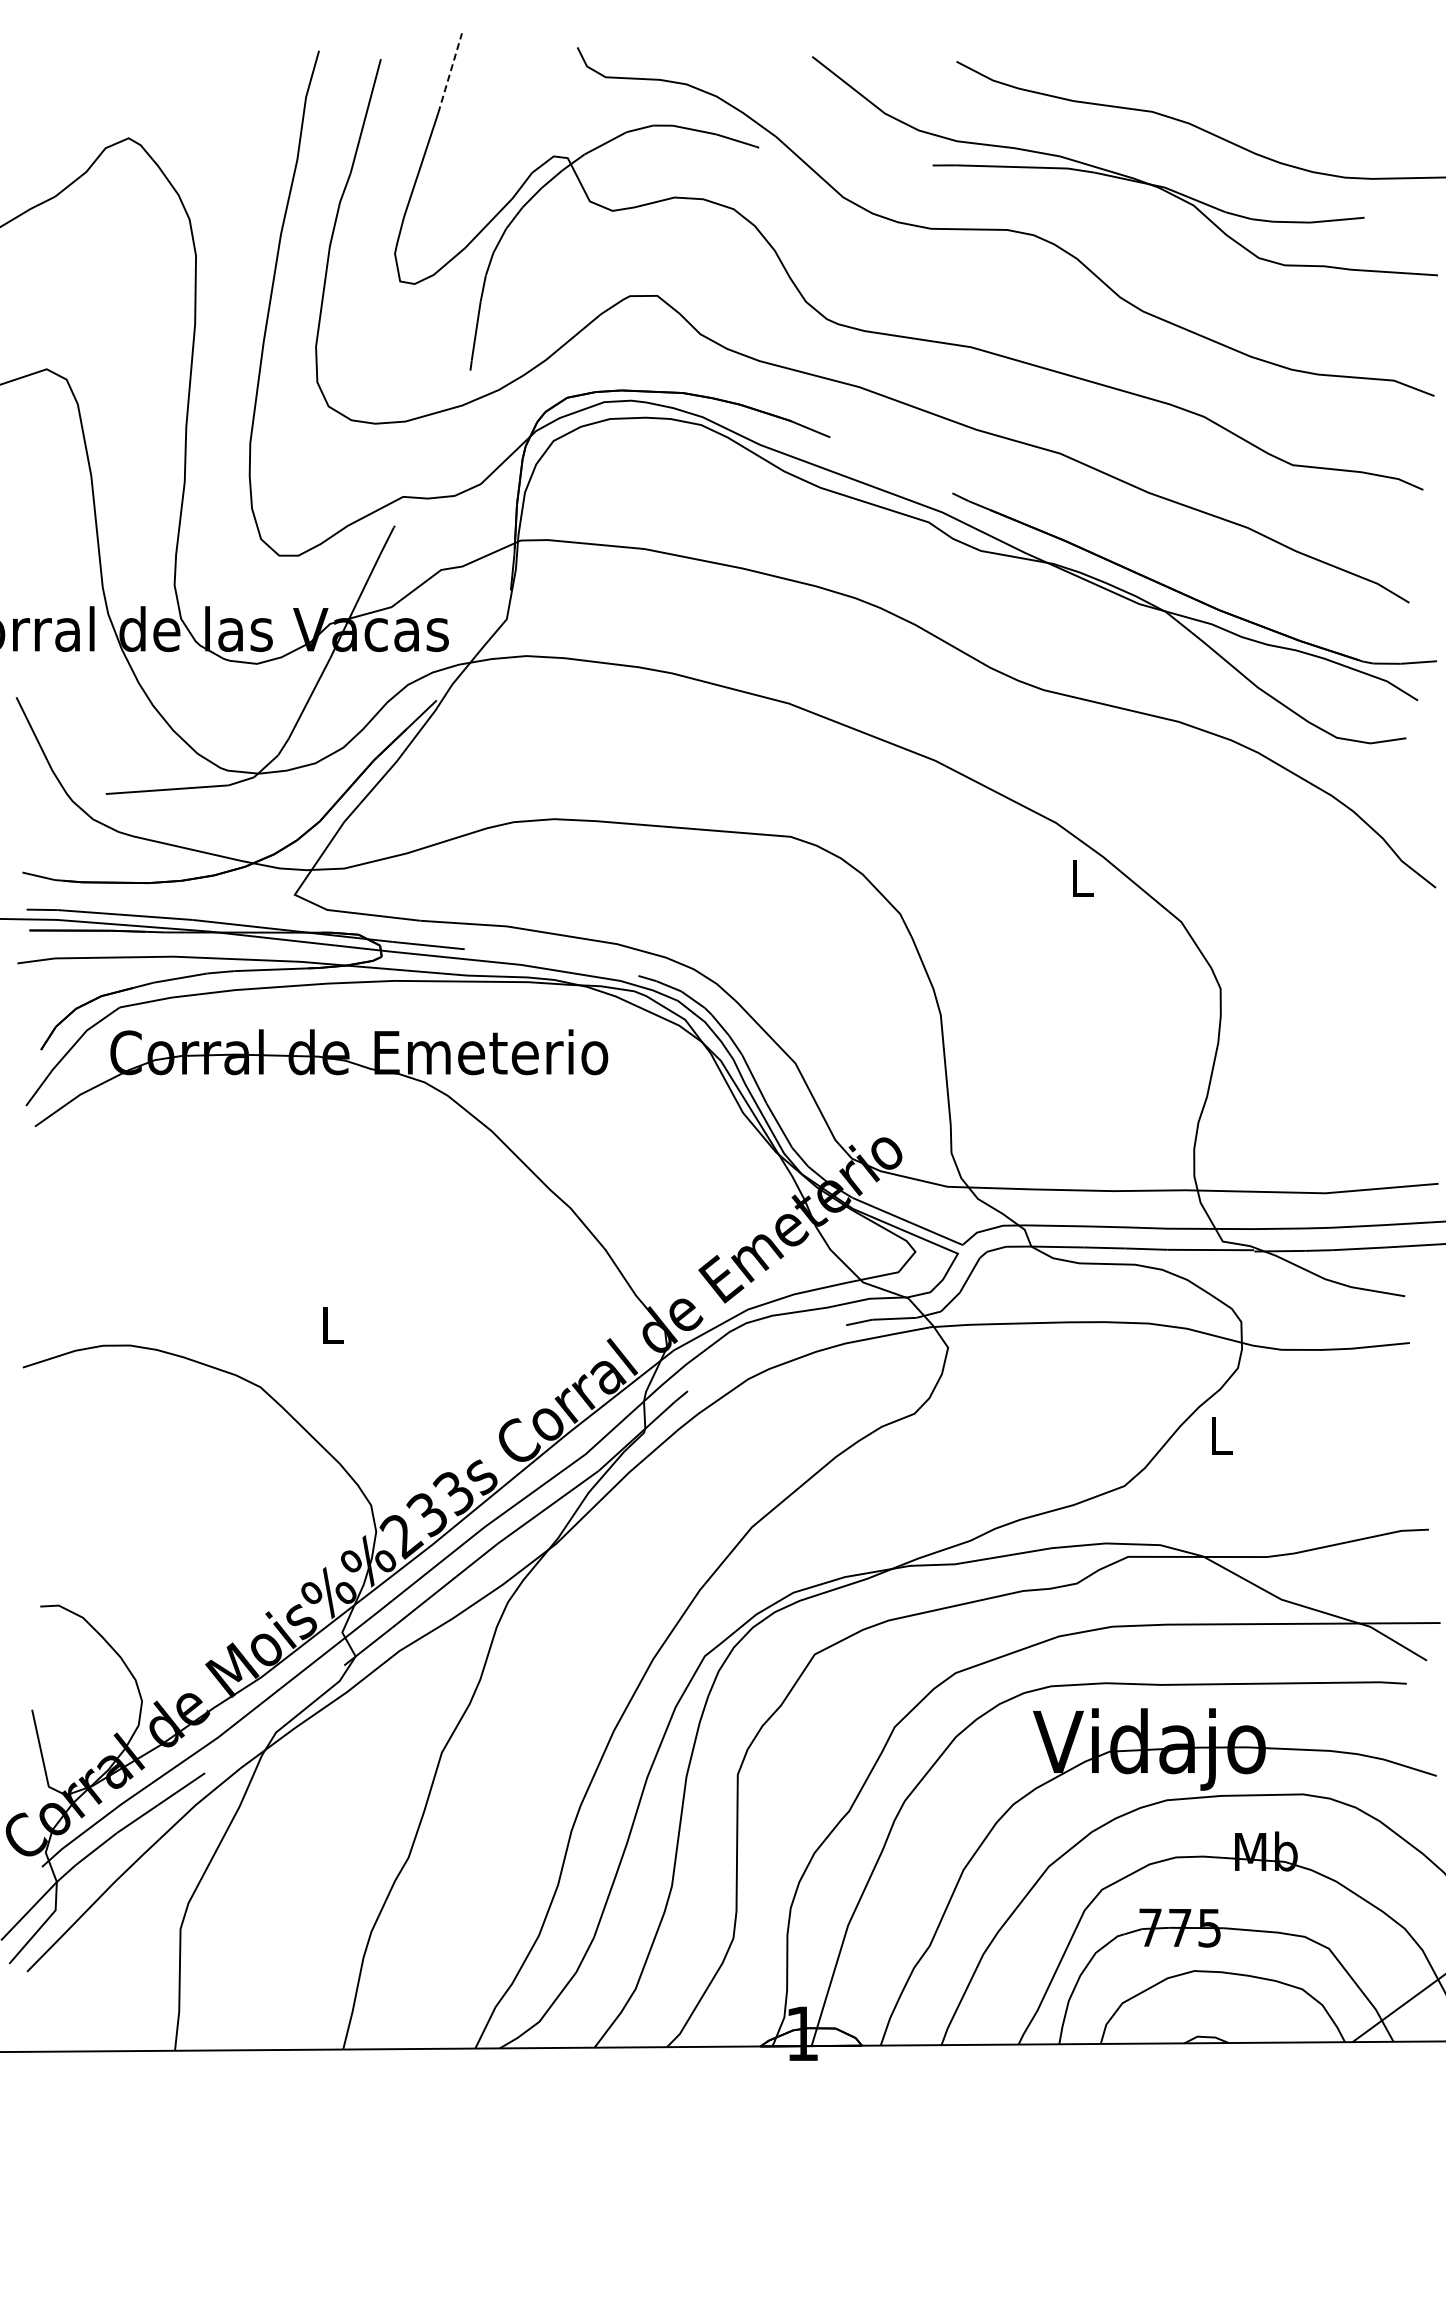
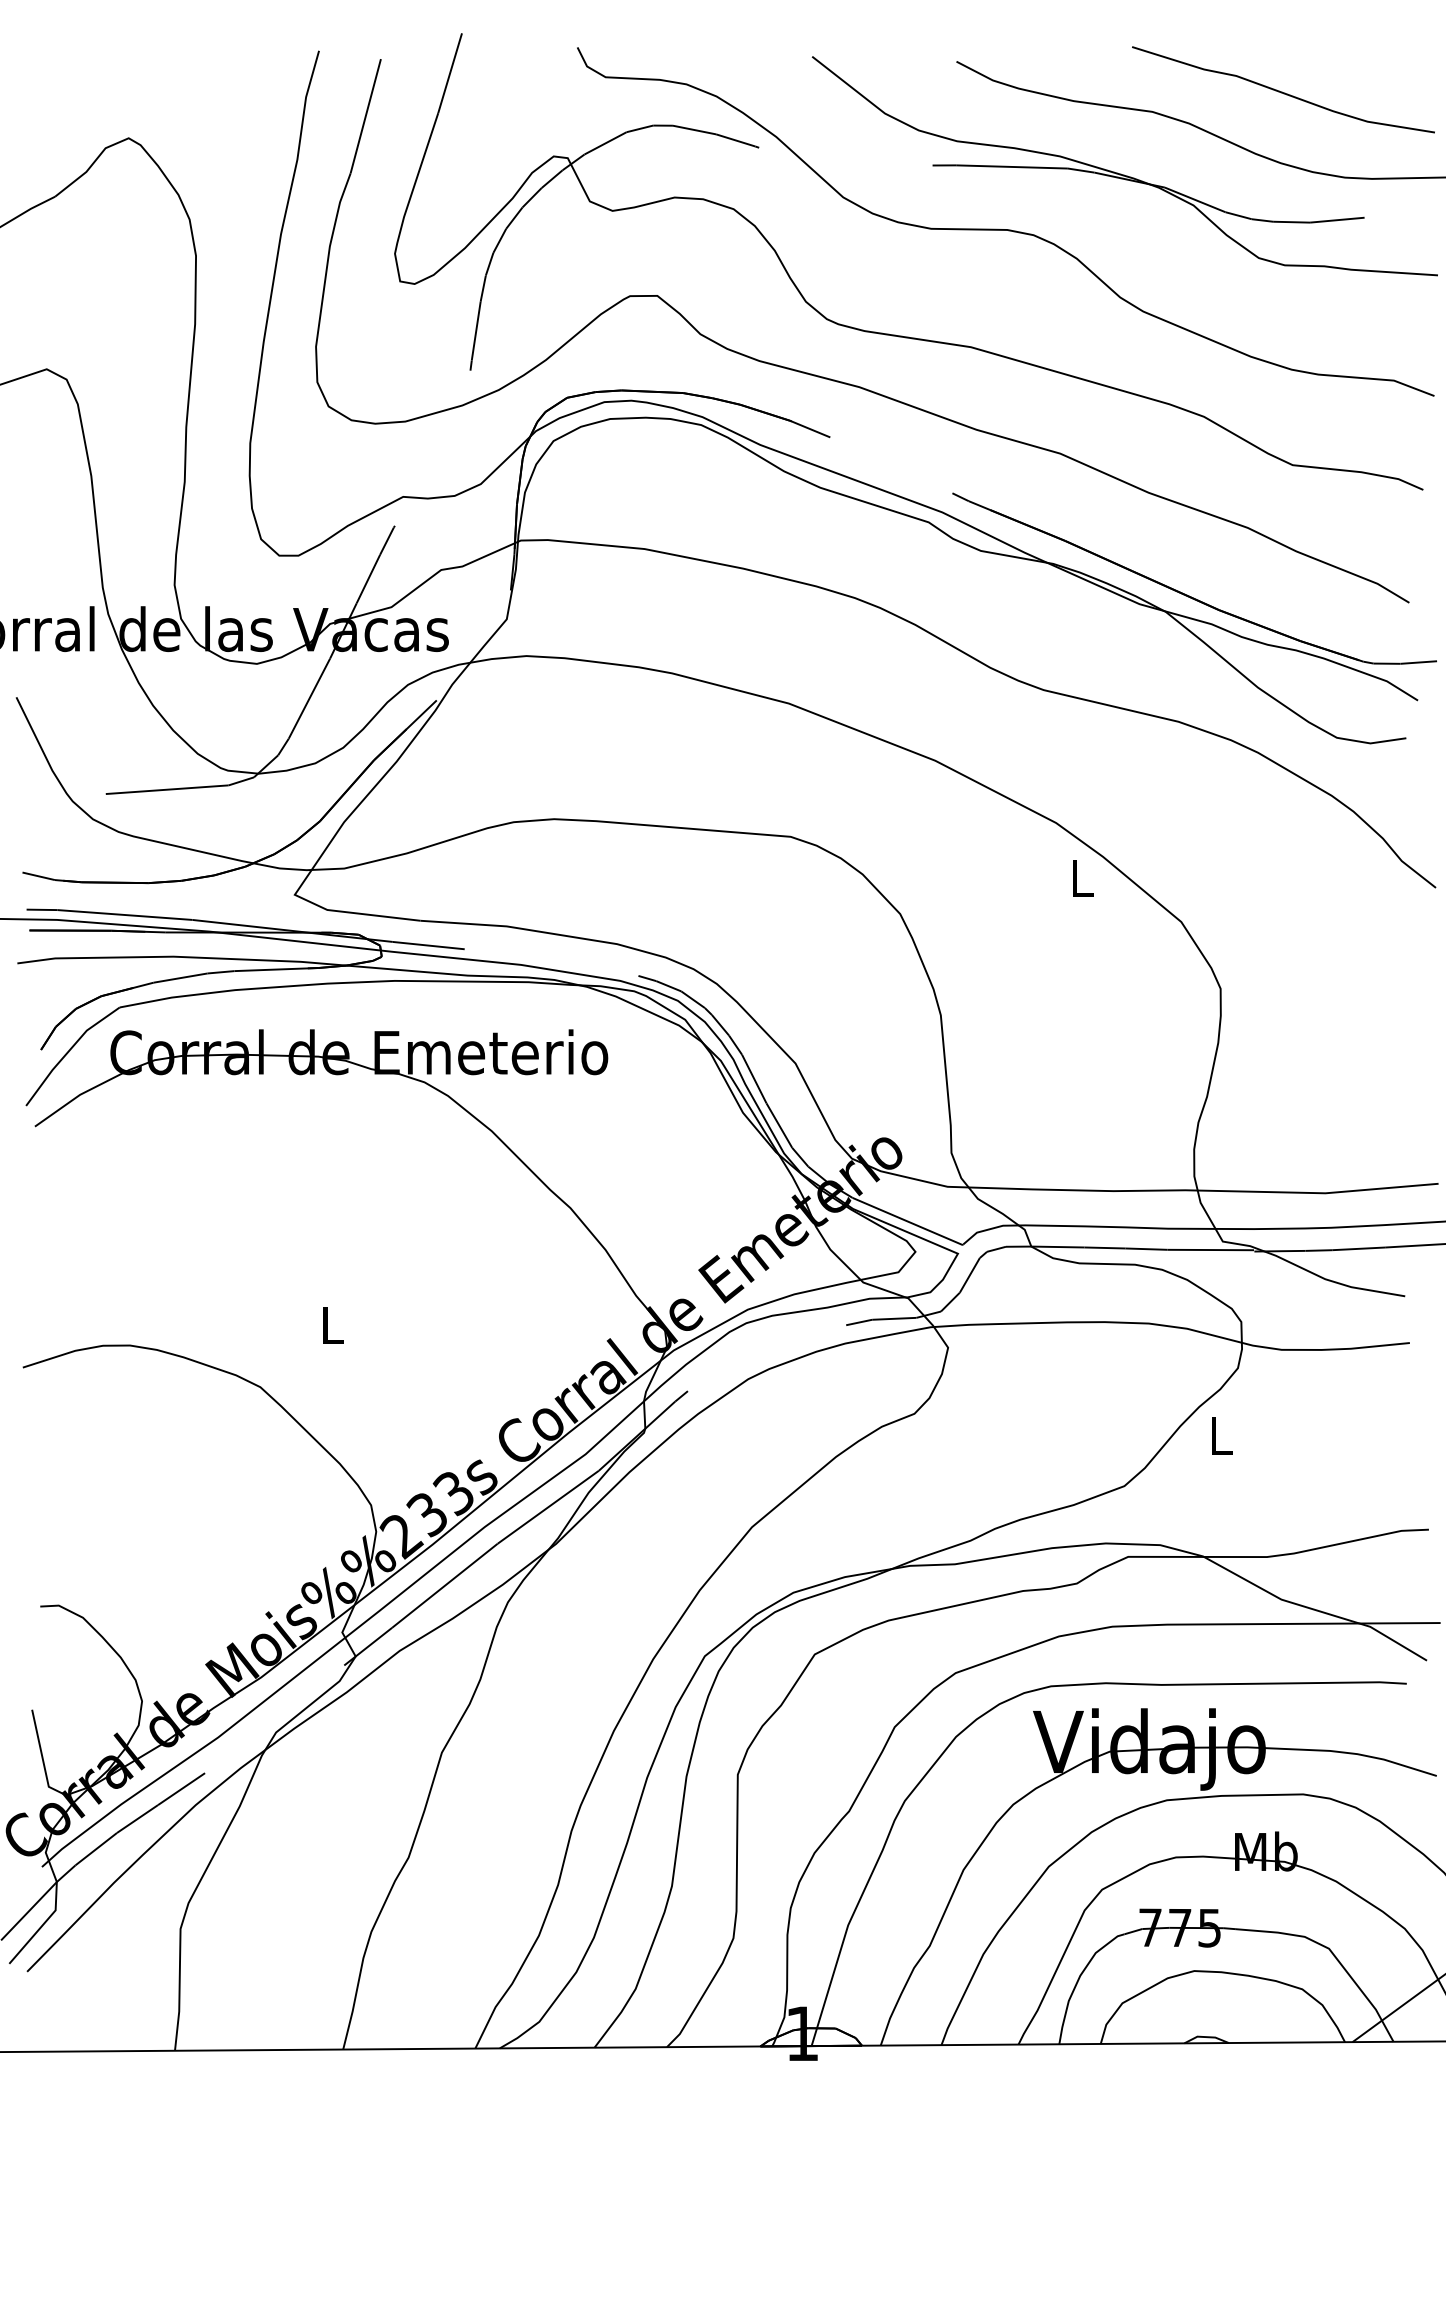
line: dashed -> solid (450, 73)
curve: none -> present (1282, 91)
